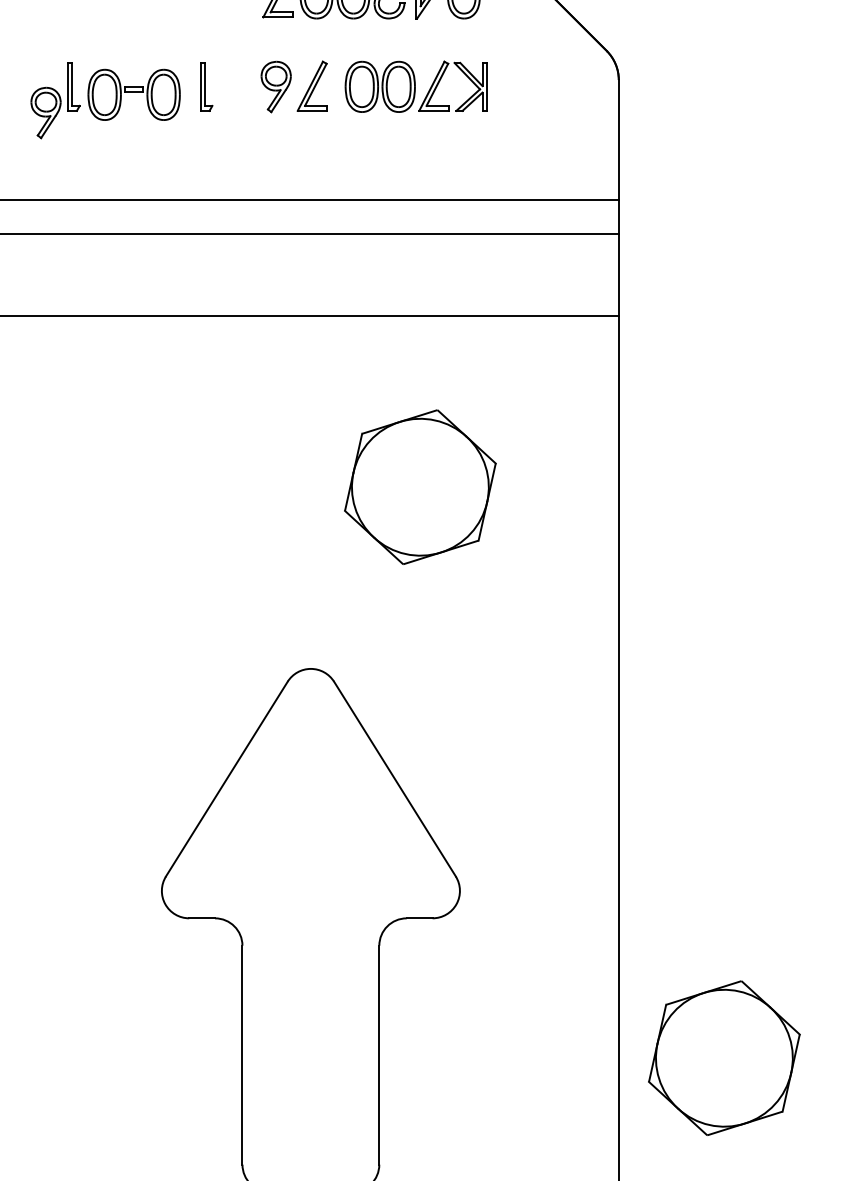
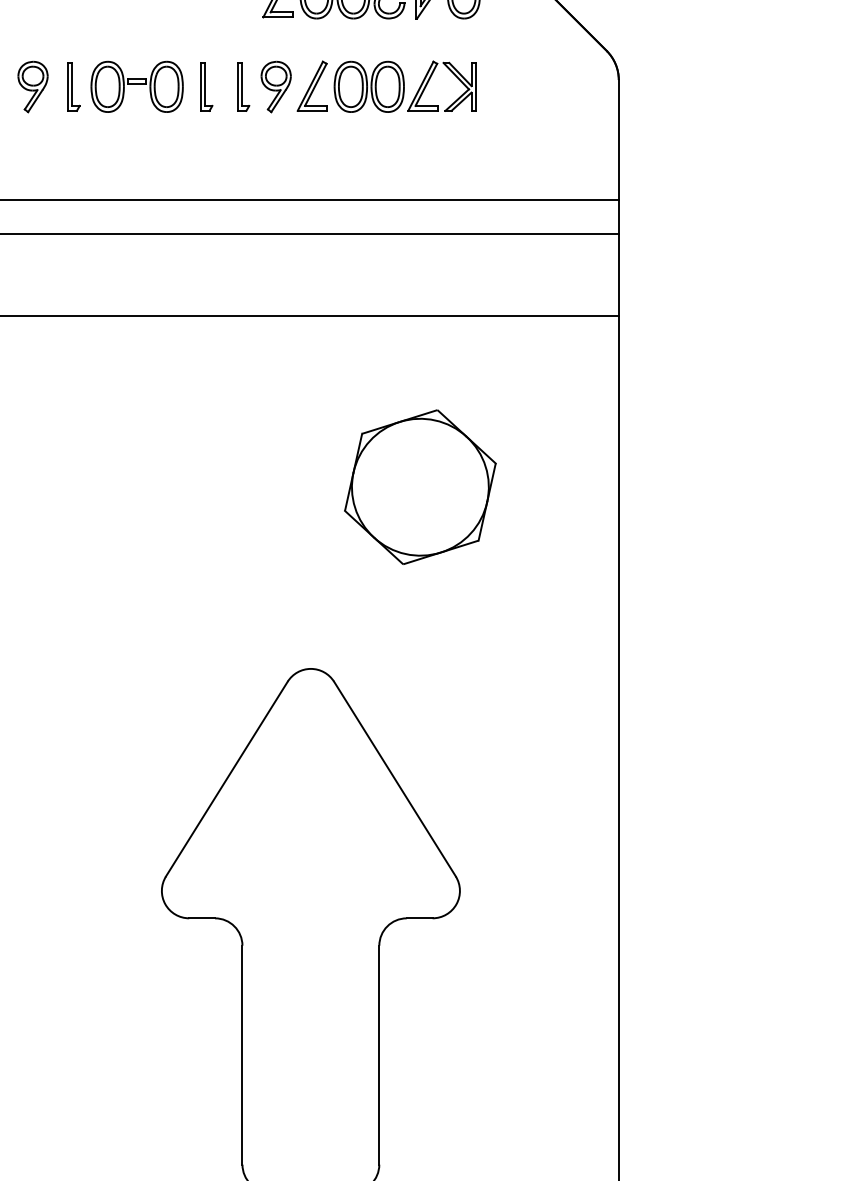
part: none -> present (243, 86)
part position: (415, 86) -> (404, 86) (404, 86)
part position: (133, 94) -> (136, 86) (136, 86)
part position: (45, 112) -> (32, 86) (32, 86)
part: present -> none (724, 1057)
